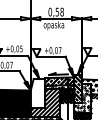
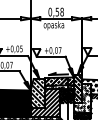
hatch: none -> present (37, 93)
